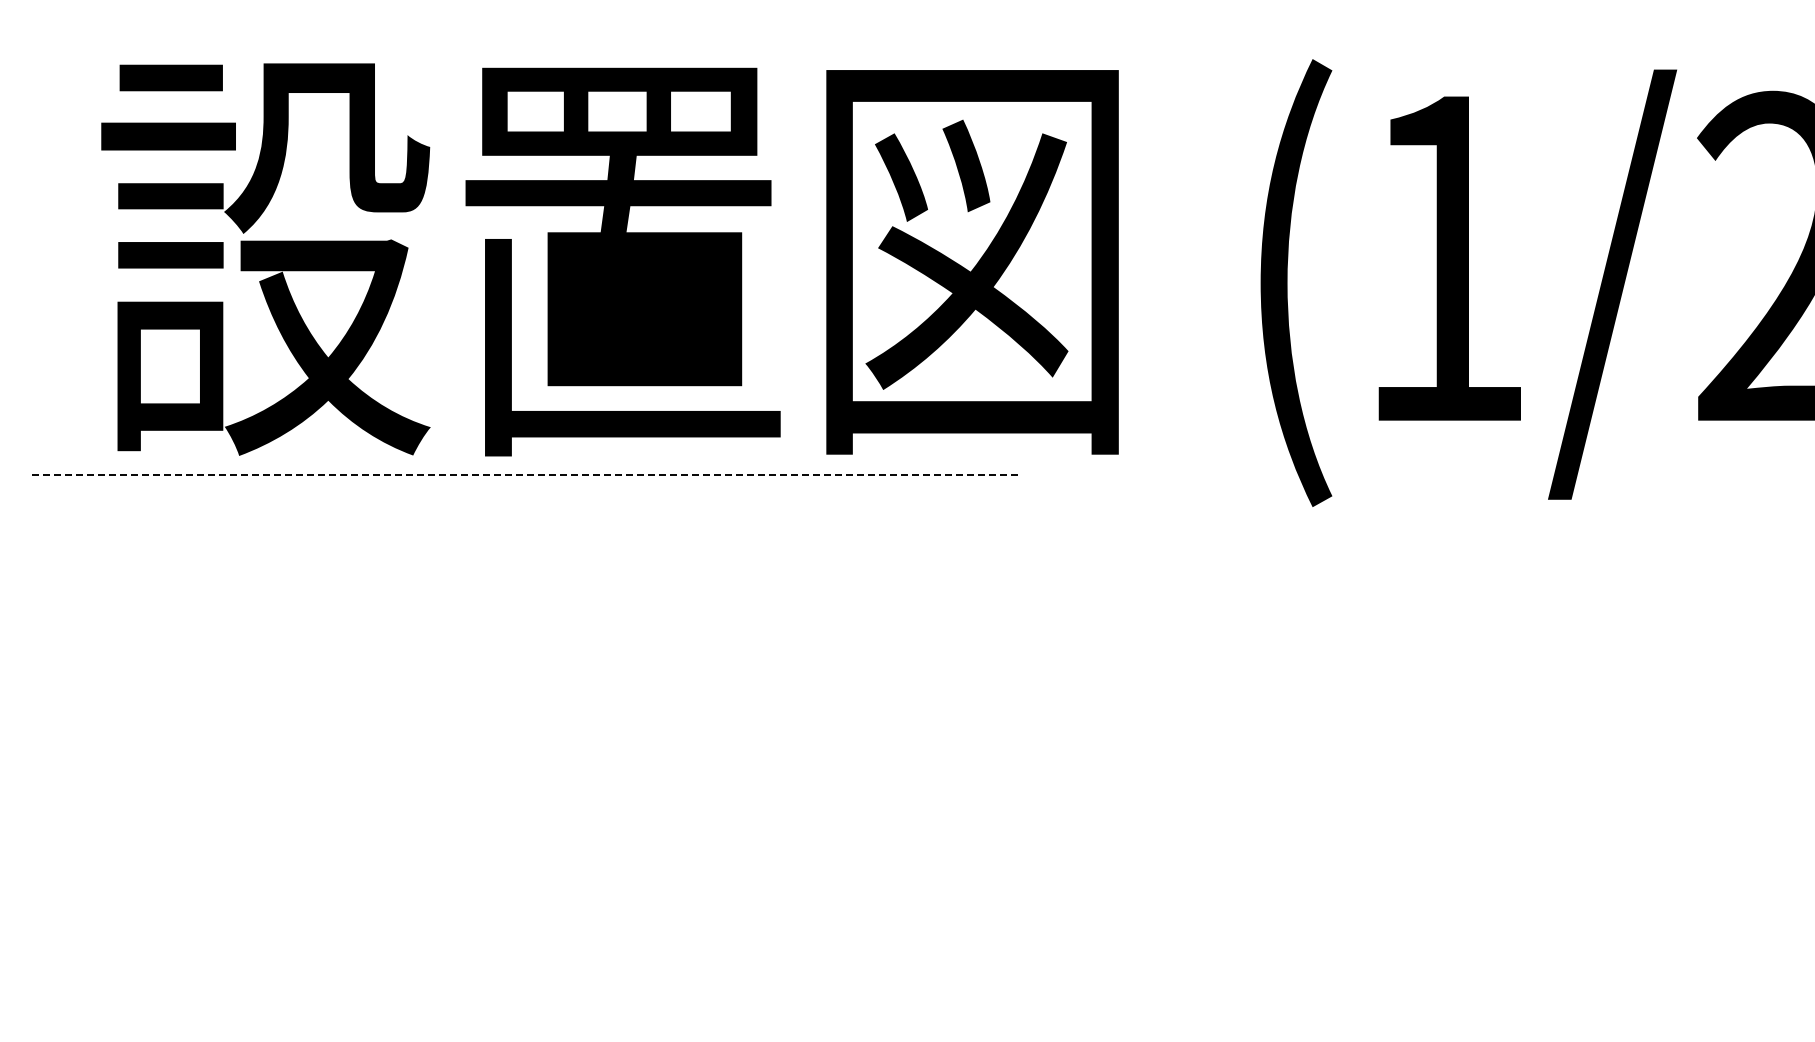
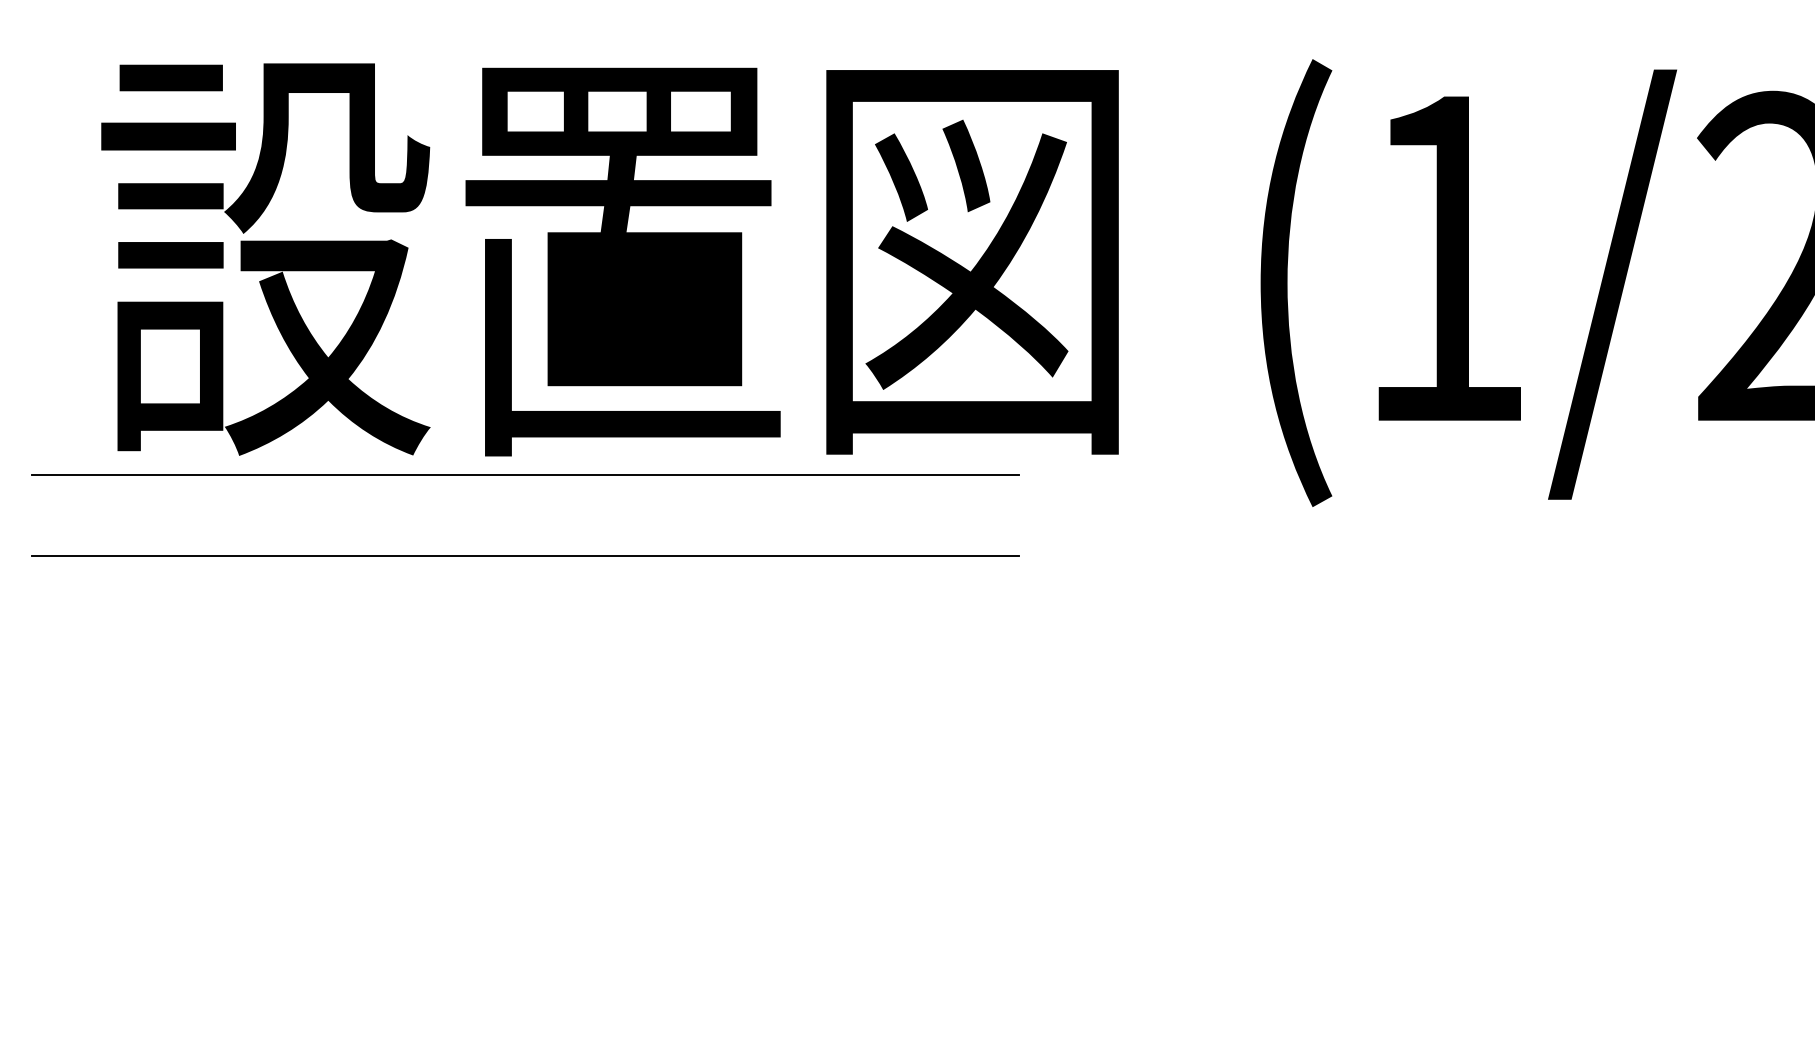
line: dashed -> solid (525, 474)
line: none -> present (525, 555)
